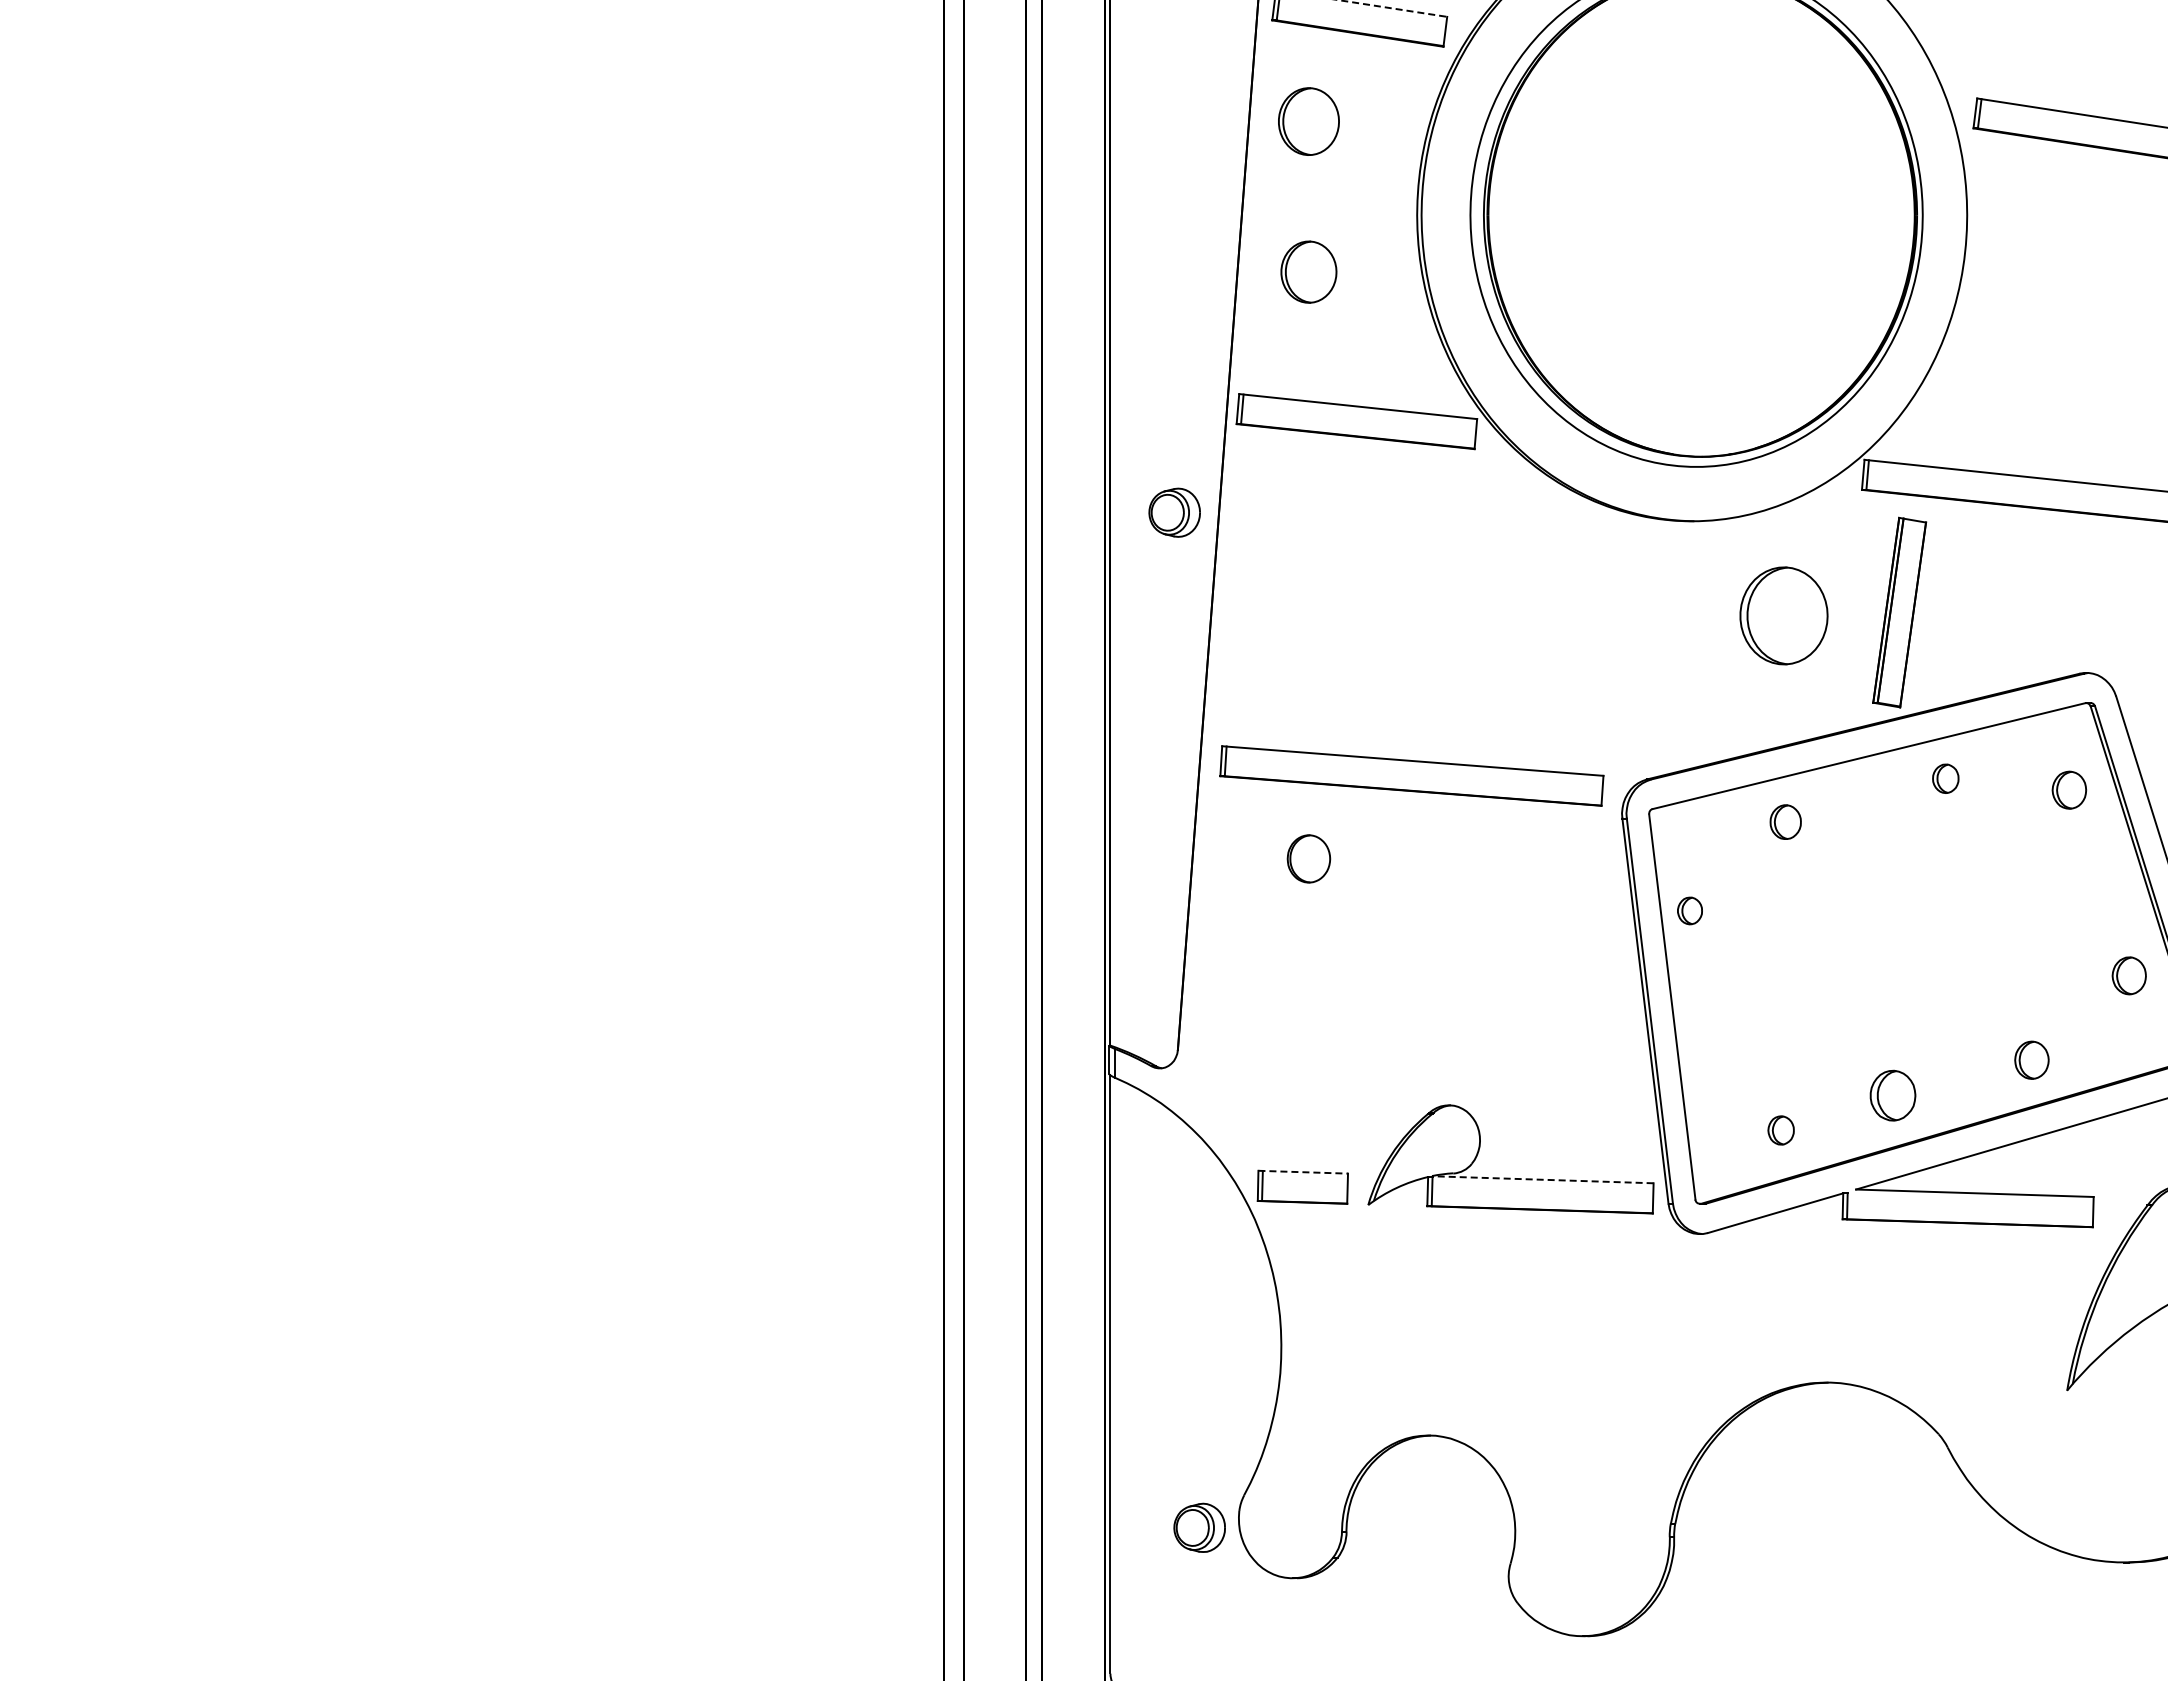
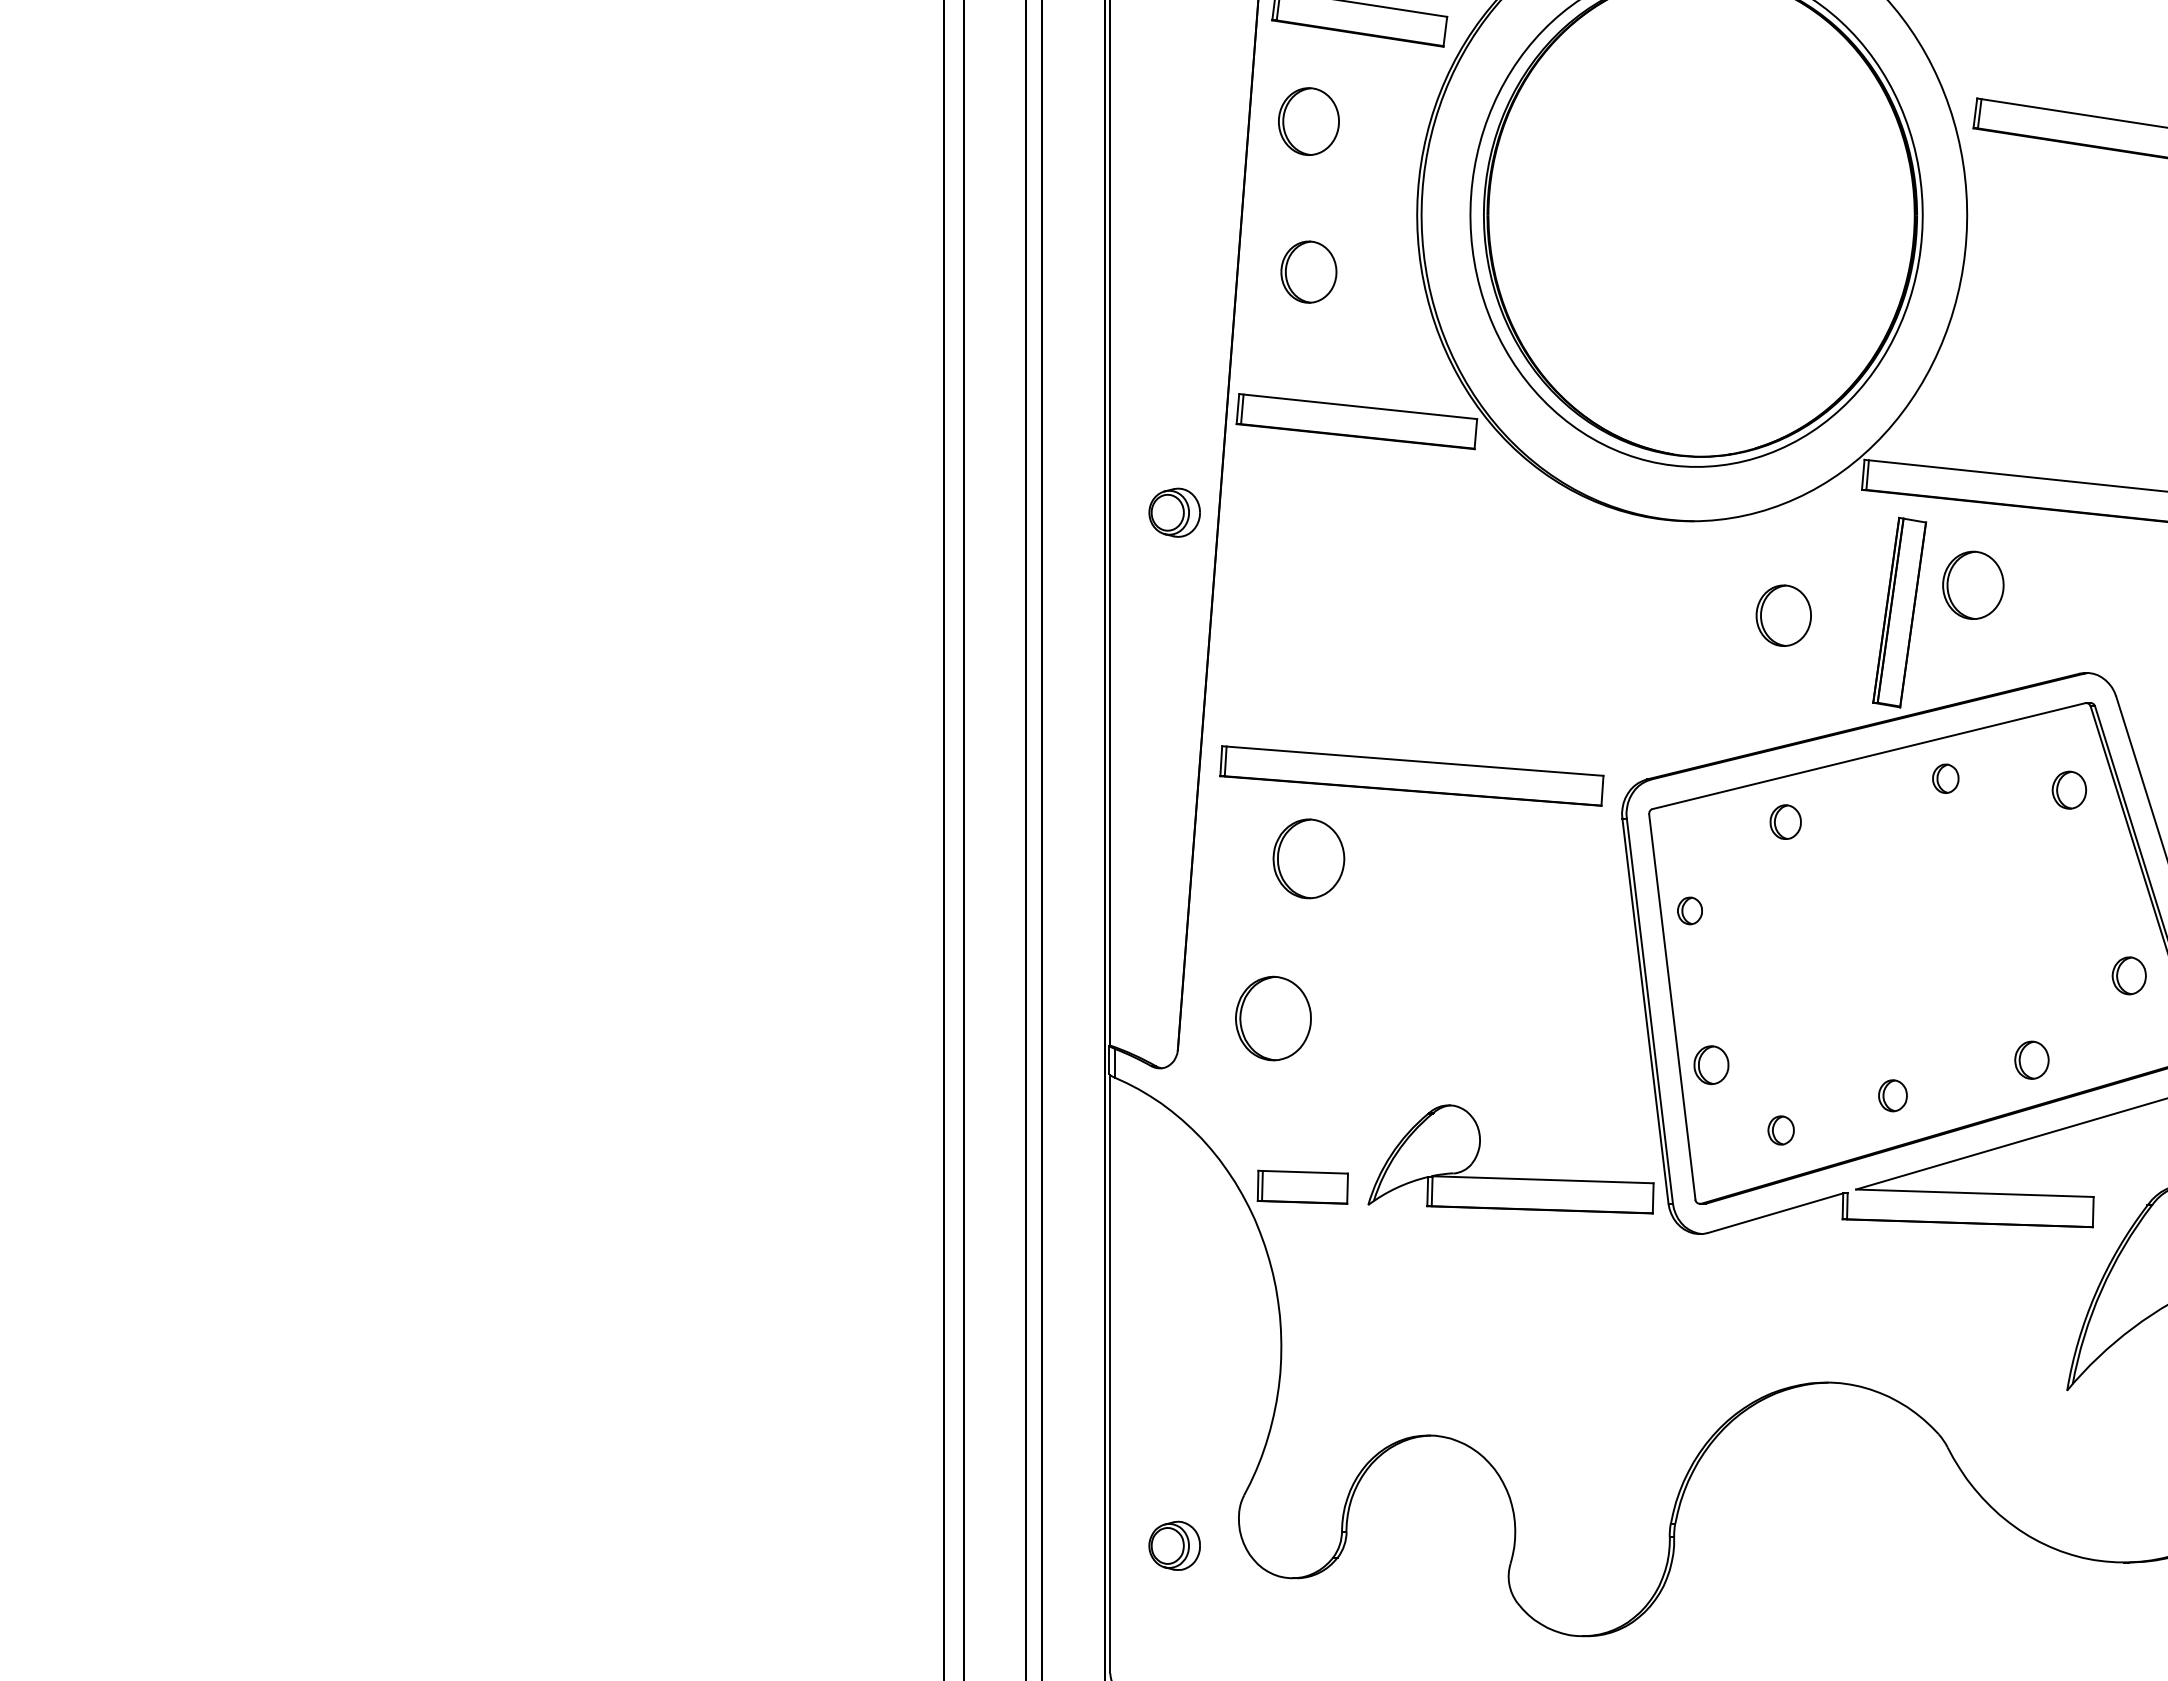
line: dashed -> solid (1393, 8)
part: none -> present (1973, 584)
part size: 90x100 px -> 57x63 px (1783, 615)
part size: 46x50 px -> 74x82 px (1308, 858)
part: none -> present (1273, 1018)
part: none -> present (1711, 1065)
part size: 48x53 px -> 30x34 px (1892, 1095)
line: dashed -> solid (1303, 1172)
line: dashed -> solid (1542, 1179)
part position: (1199, 1527) -> (1174, 1545) (1174, 1545)
